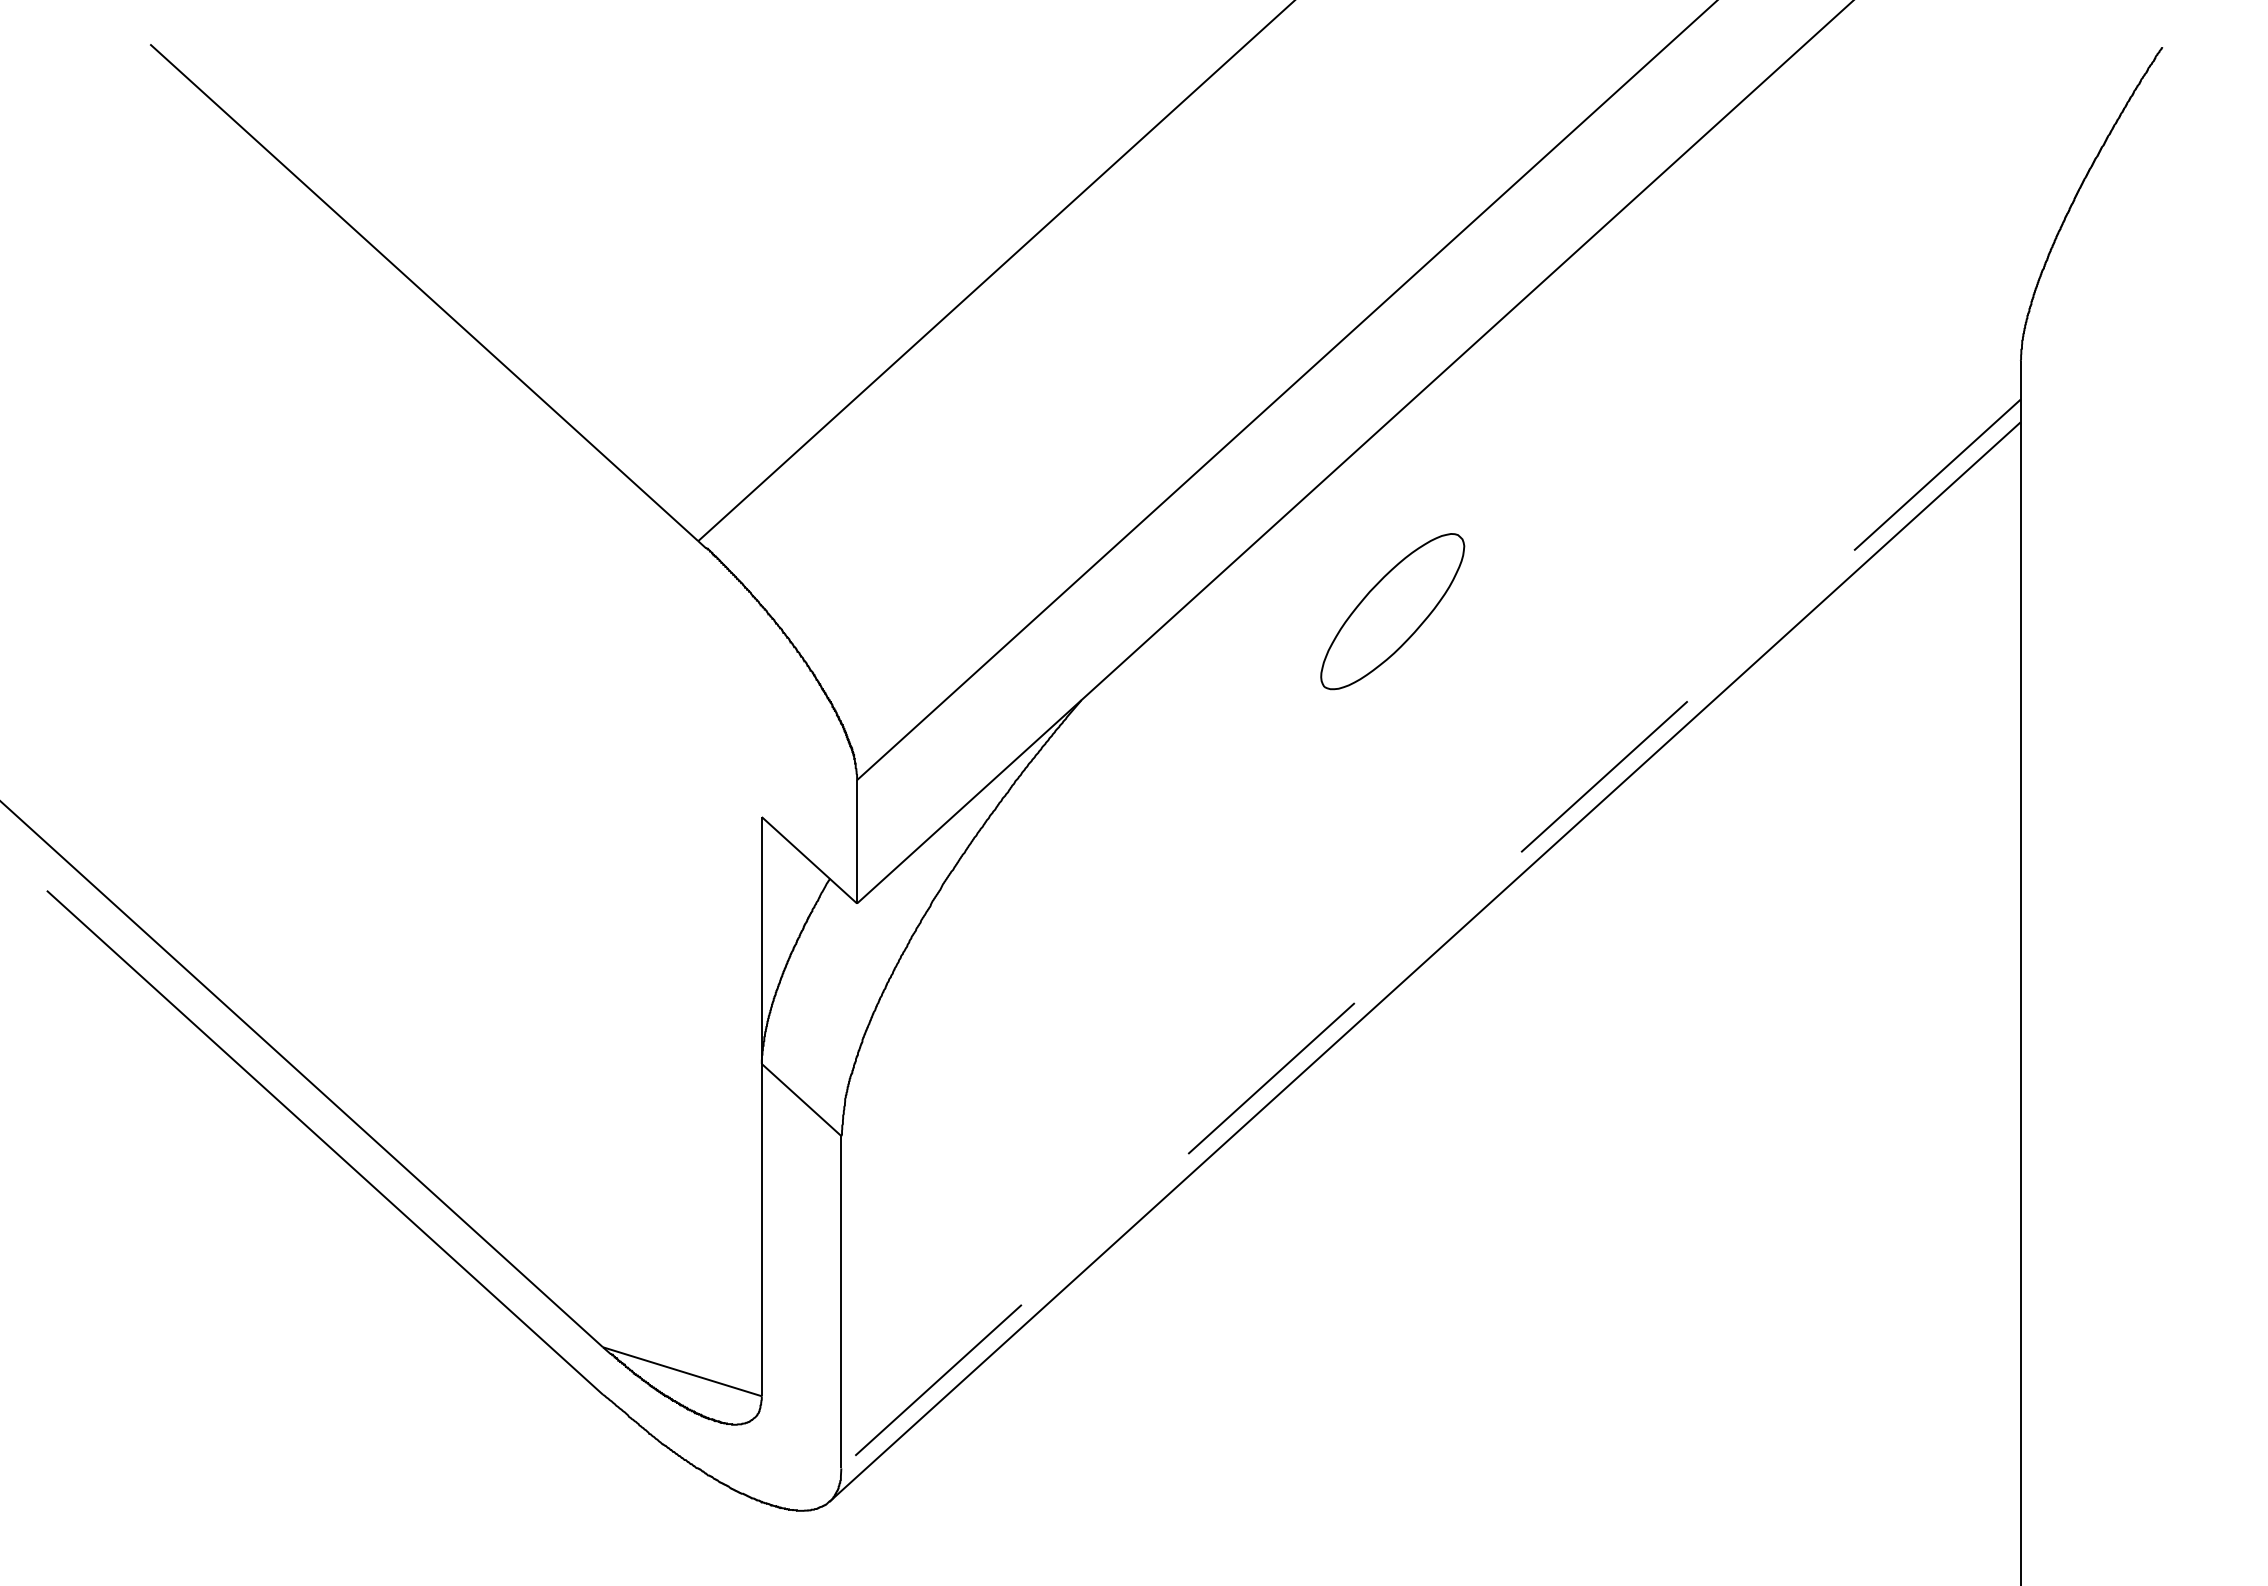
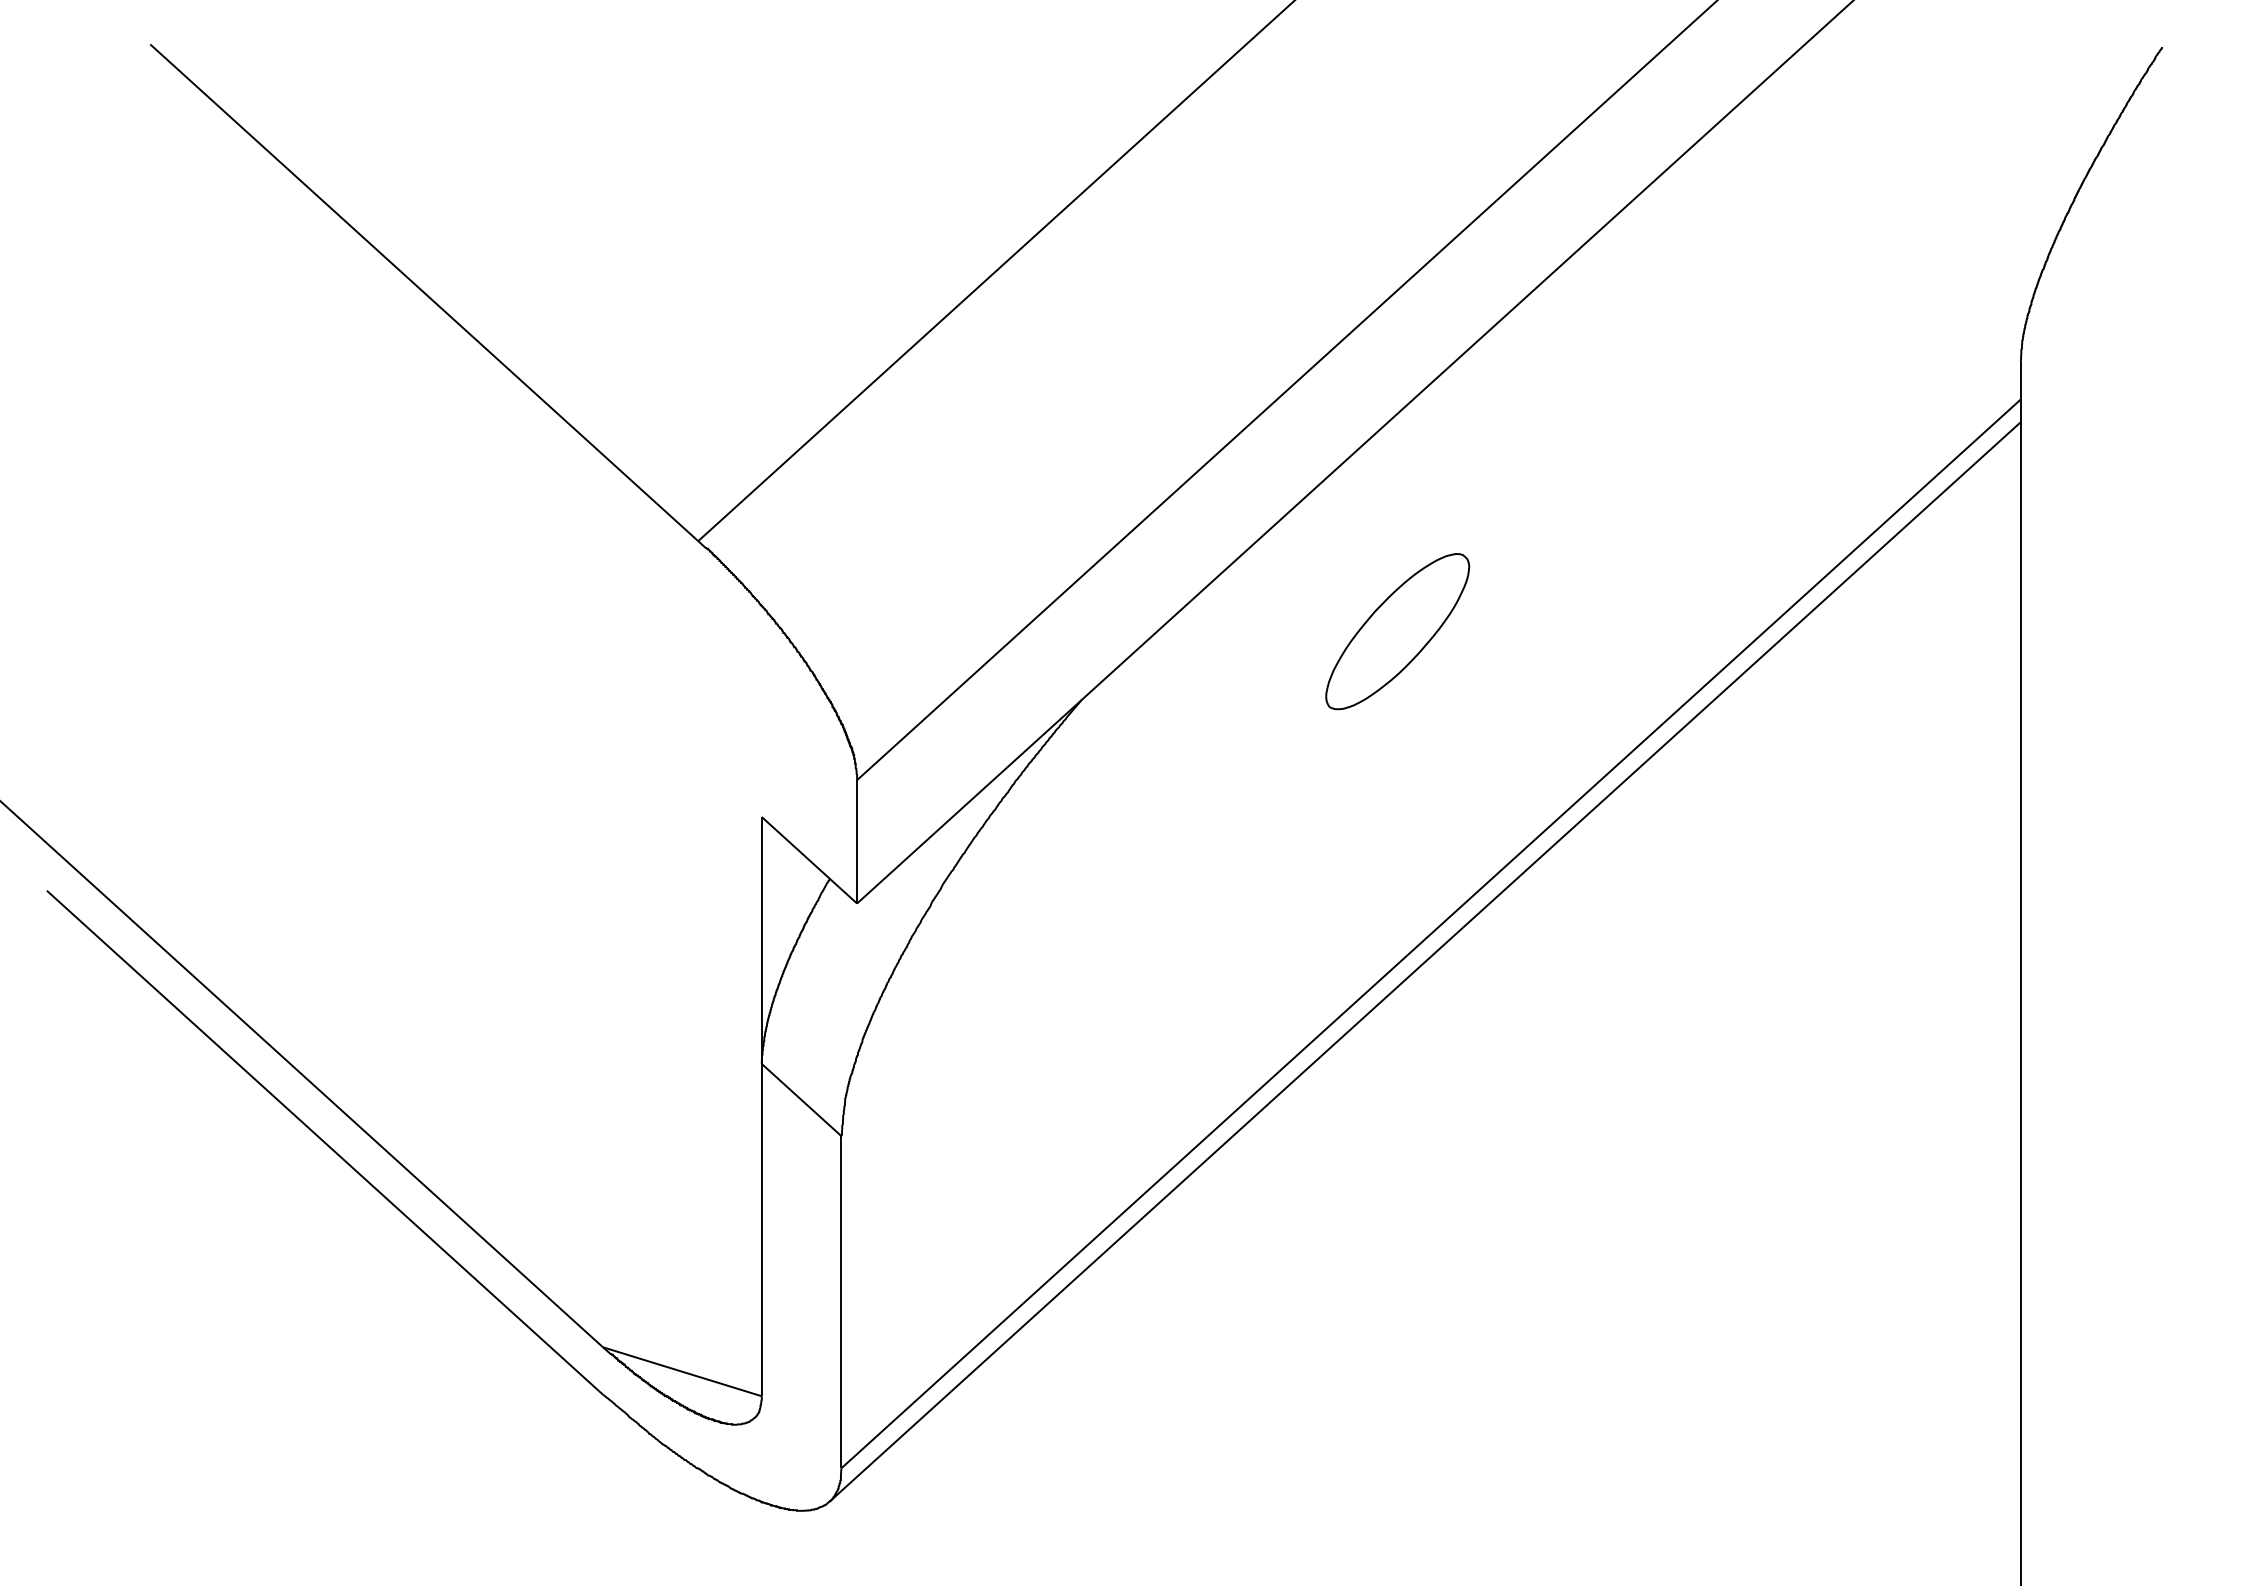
part position: (1392, 611) -> (1397, 631) (1397, 631)
line: dashed -> solid (1431, 933)
